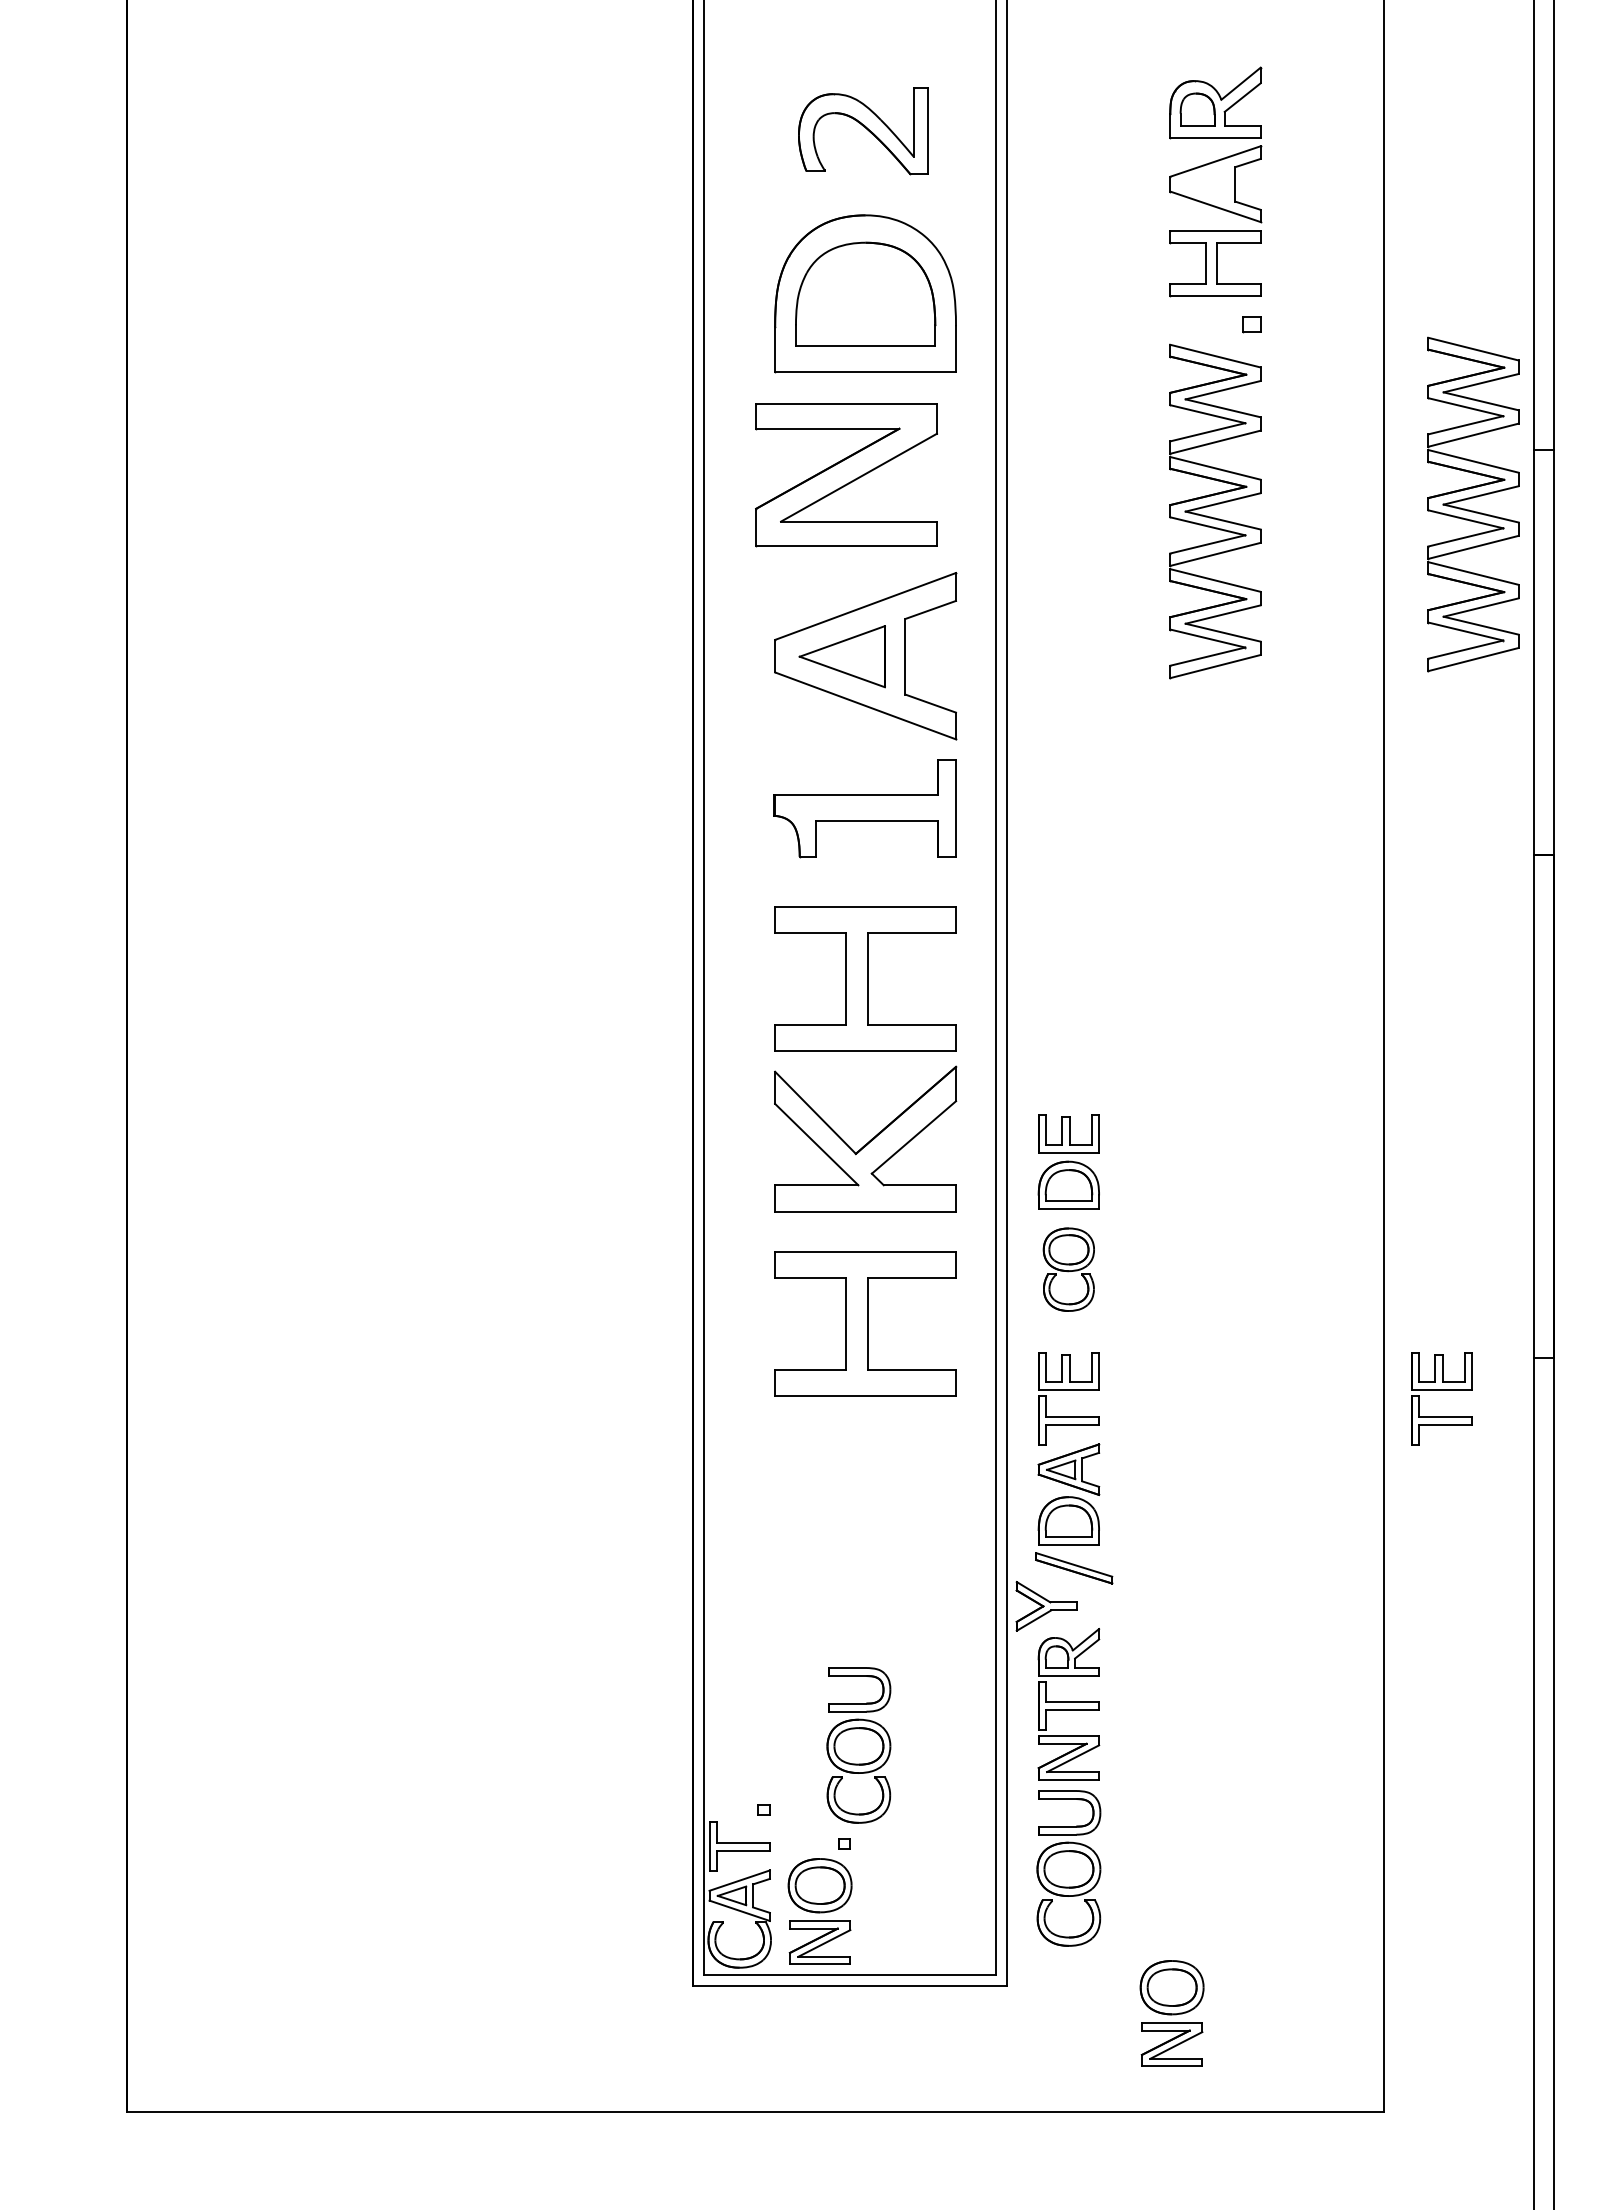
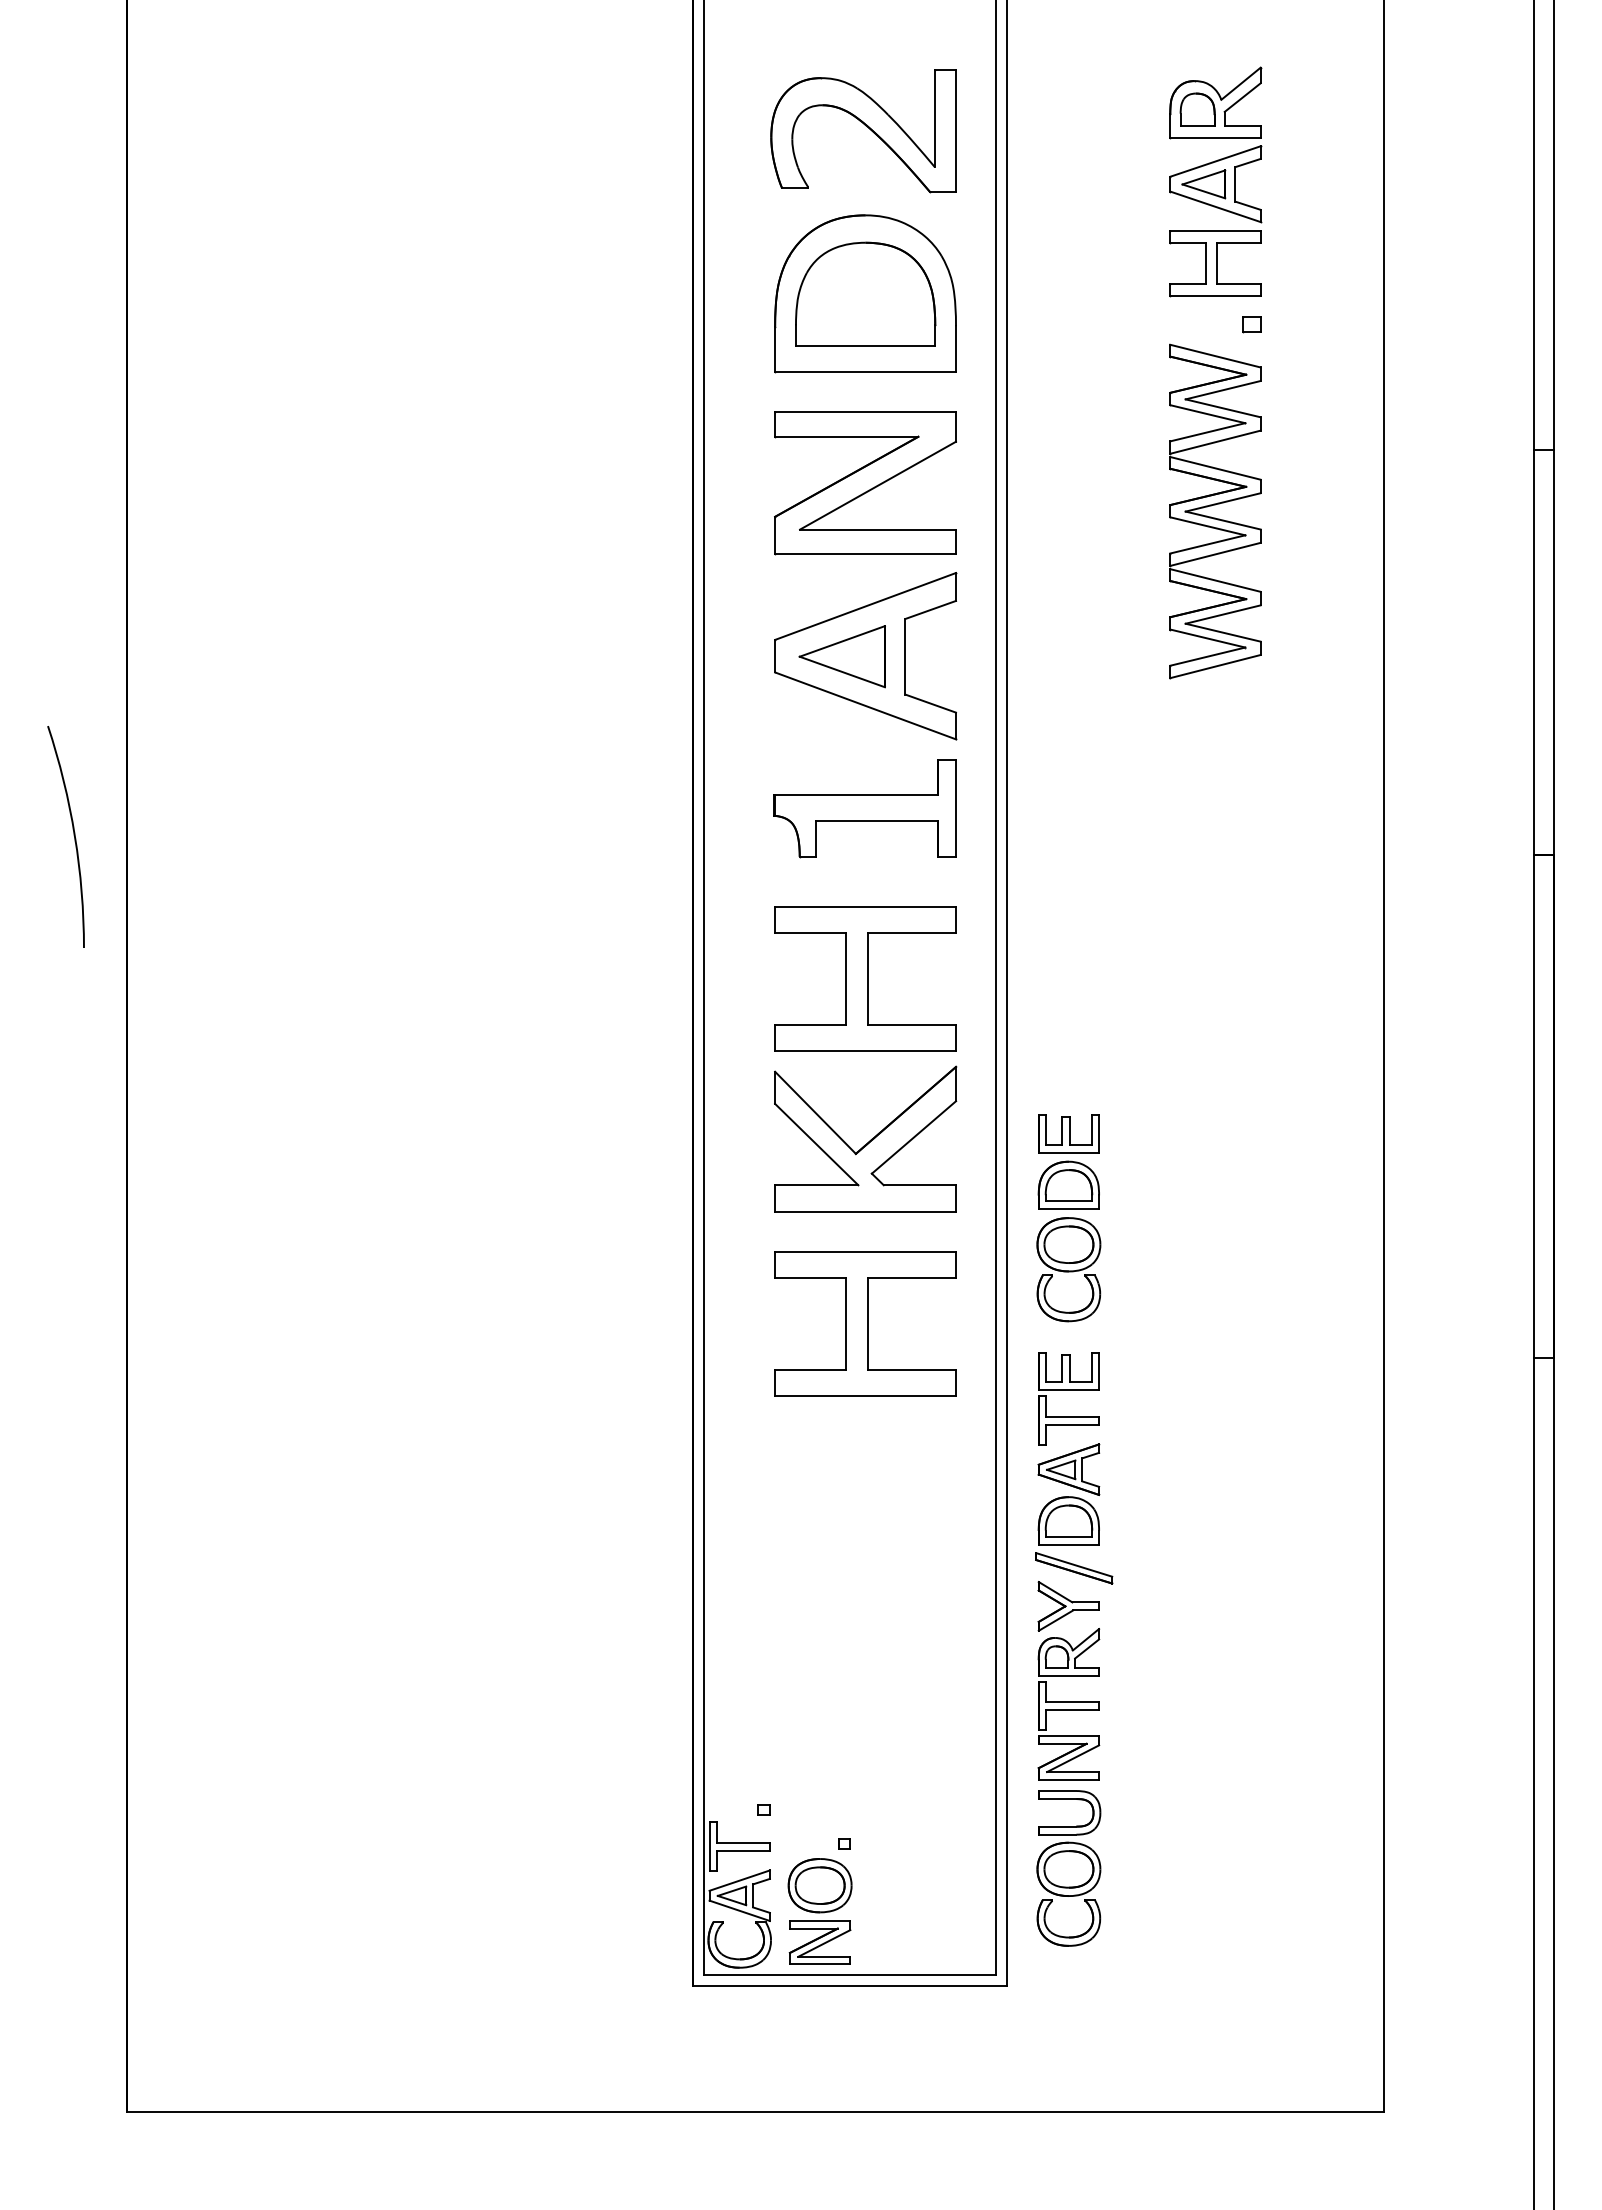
part size: 131x89 px -> 187x125 px (863, 131)
part: none -> present (1203, 184)
part position: (846, 475) -> (865, 483) (865, 483)
part: present -> none (1473, 504)
curve: none -> present (73, 835)
part size: 53x85 px -> 66x106 px (1068, 1269)
part: present -> none (1441, 1390)
part position: (1046, 1606) -> (1068, 1606) (1068, 1606)
part: present -> none (858, 1745)
part: present -> none (1171, 2013)
